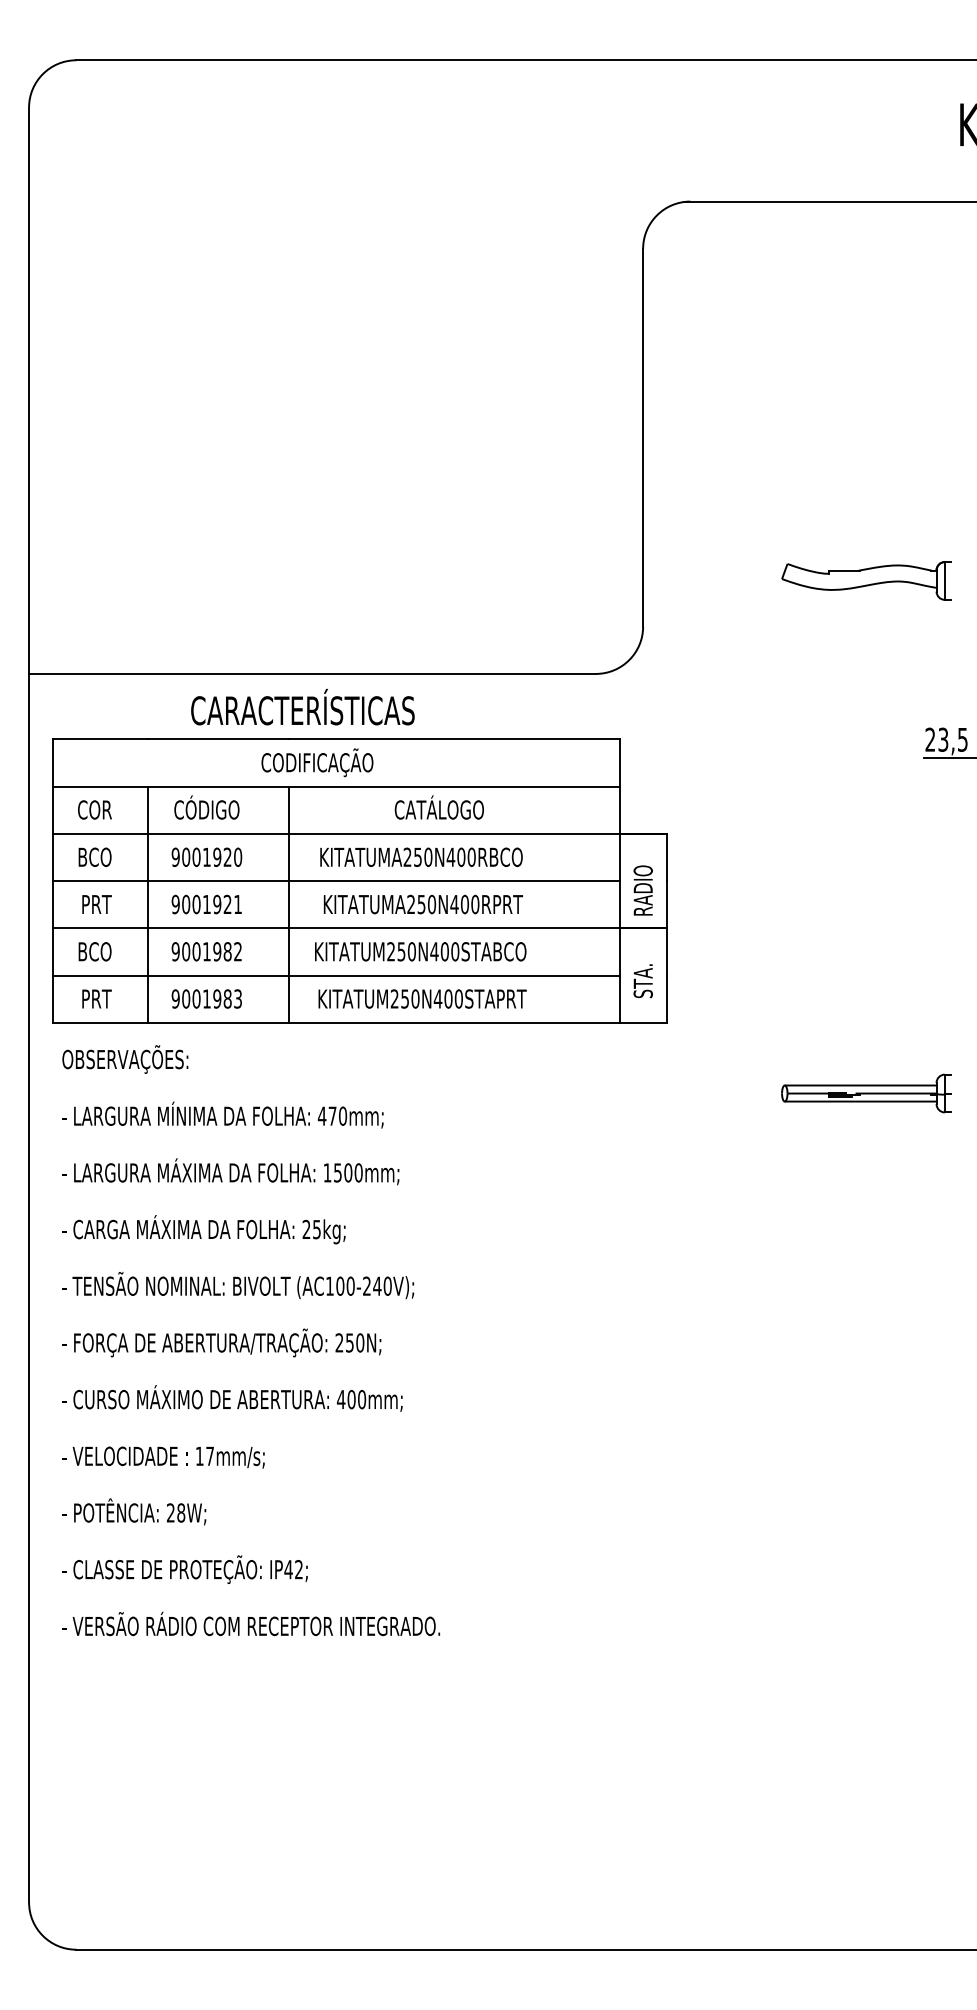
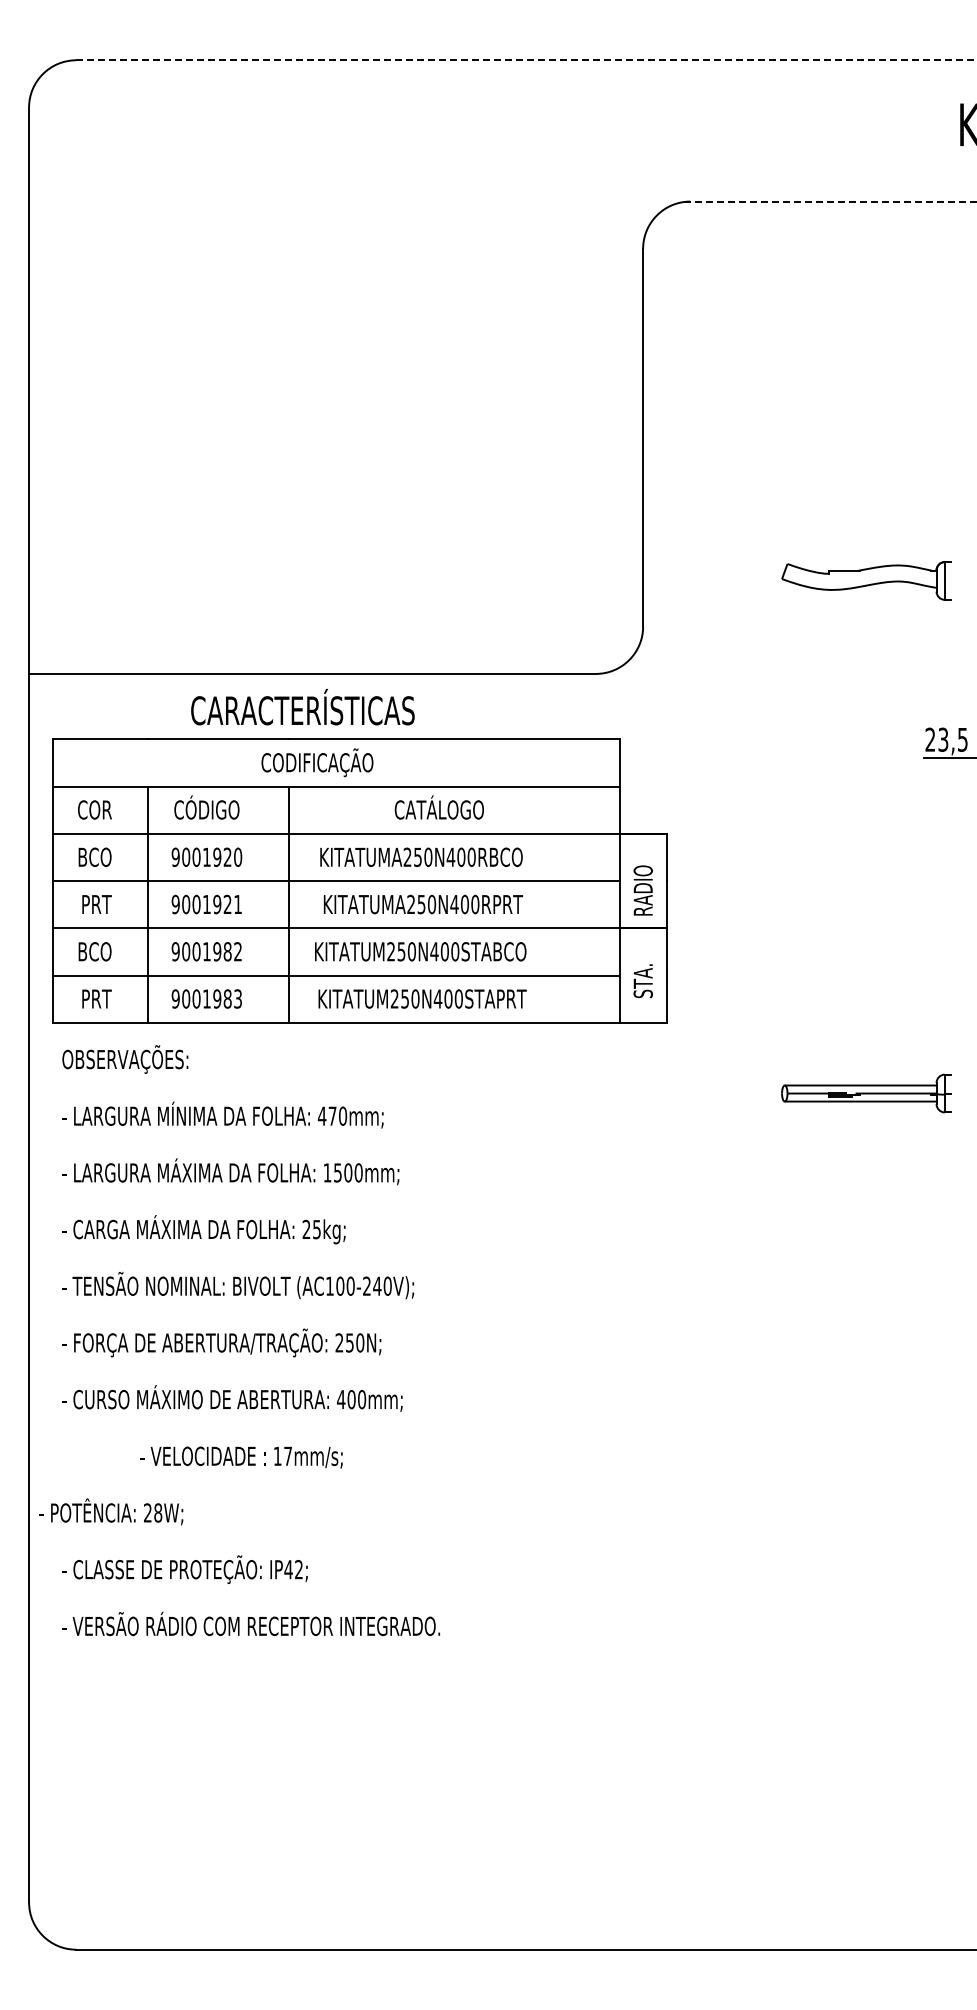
line: solid -> dashed (526, 60)
line: solid -> dashed (830, 202)
text position: (163, 1457) -> (241, 1457) (241, 1457)
text position: (134, 1511) -> (111, 1511) (111, 1511)
